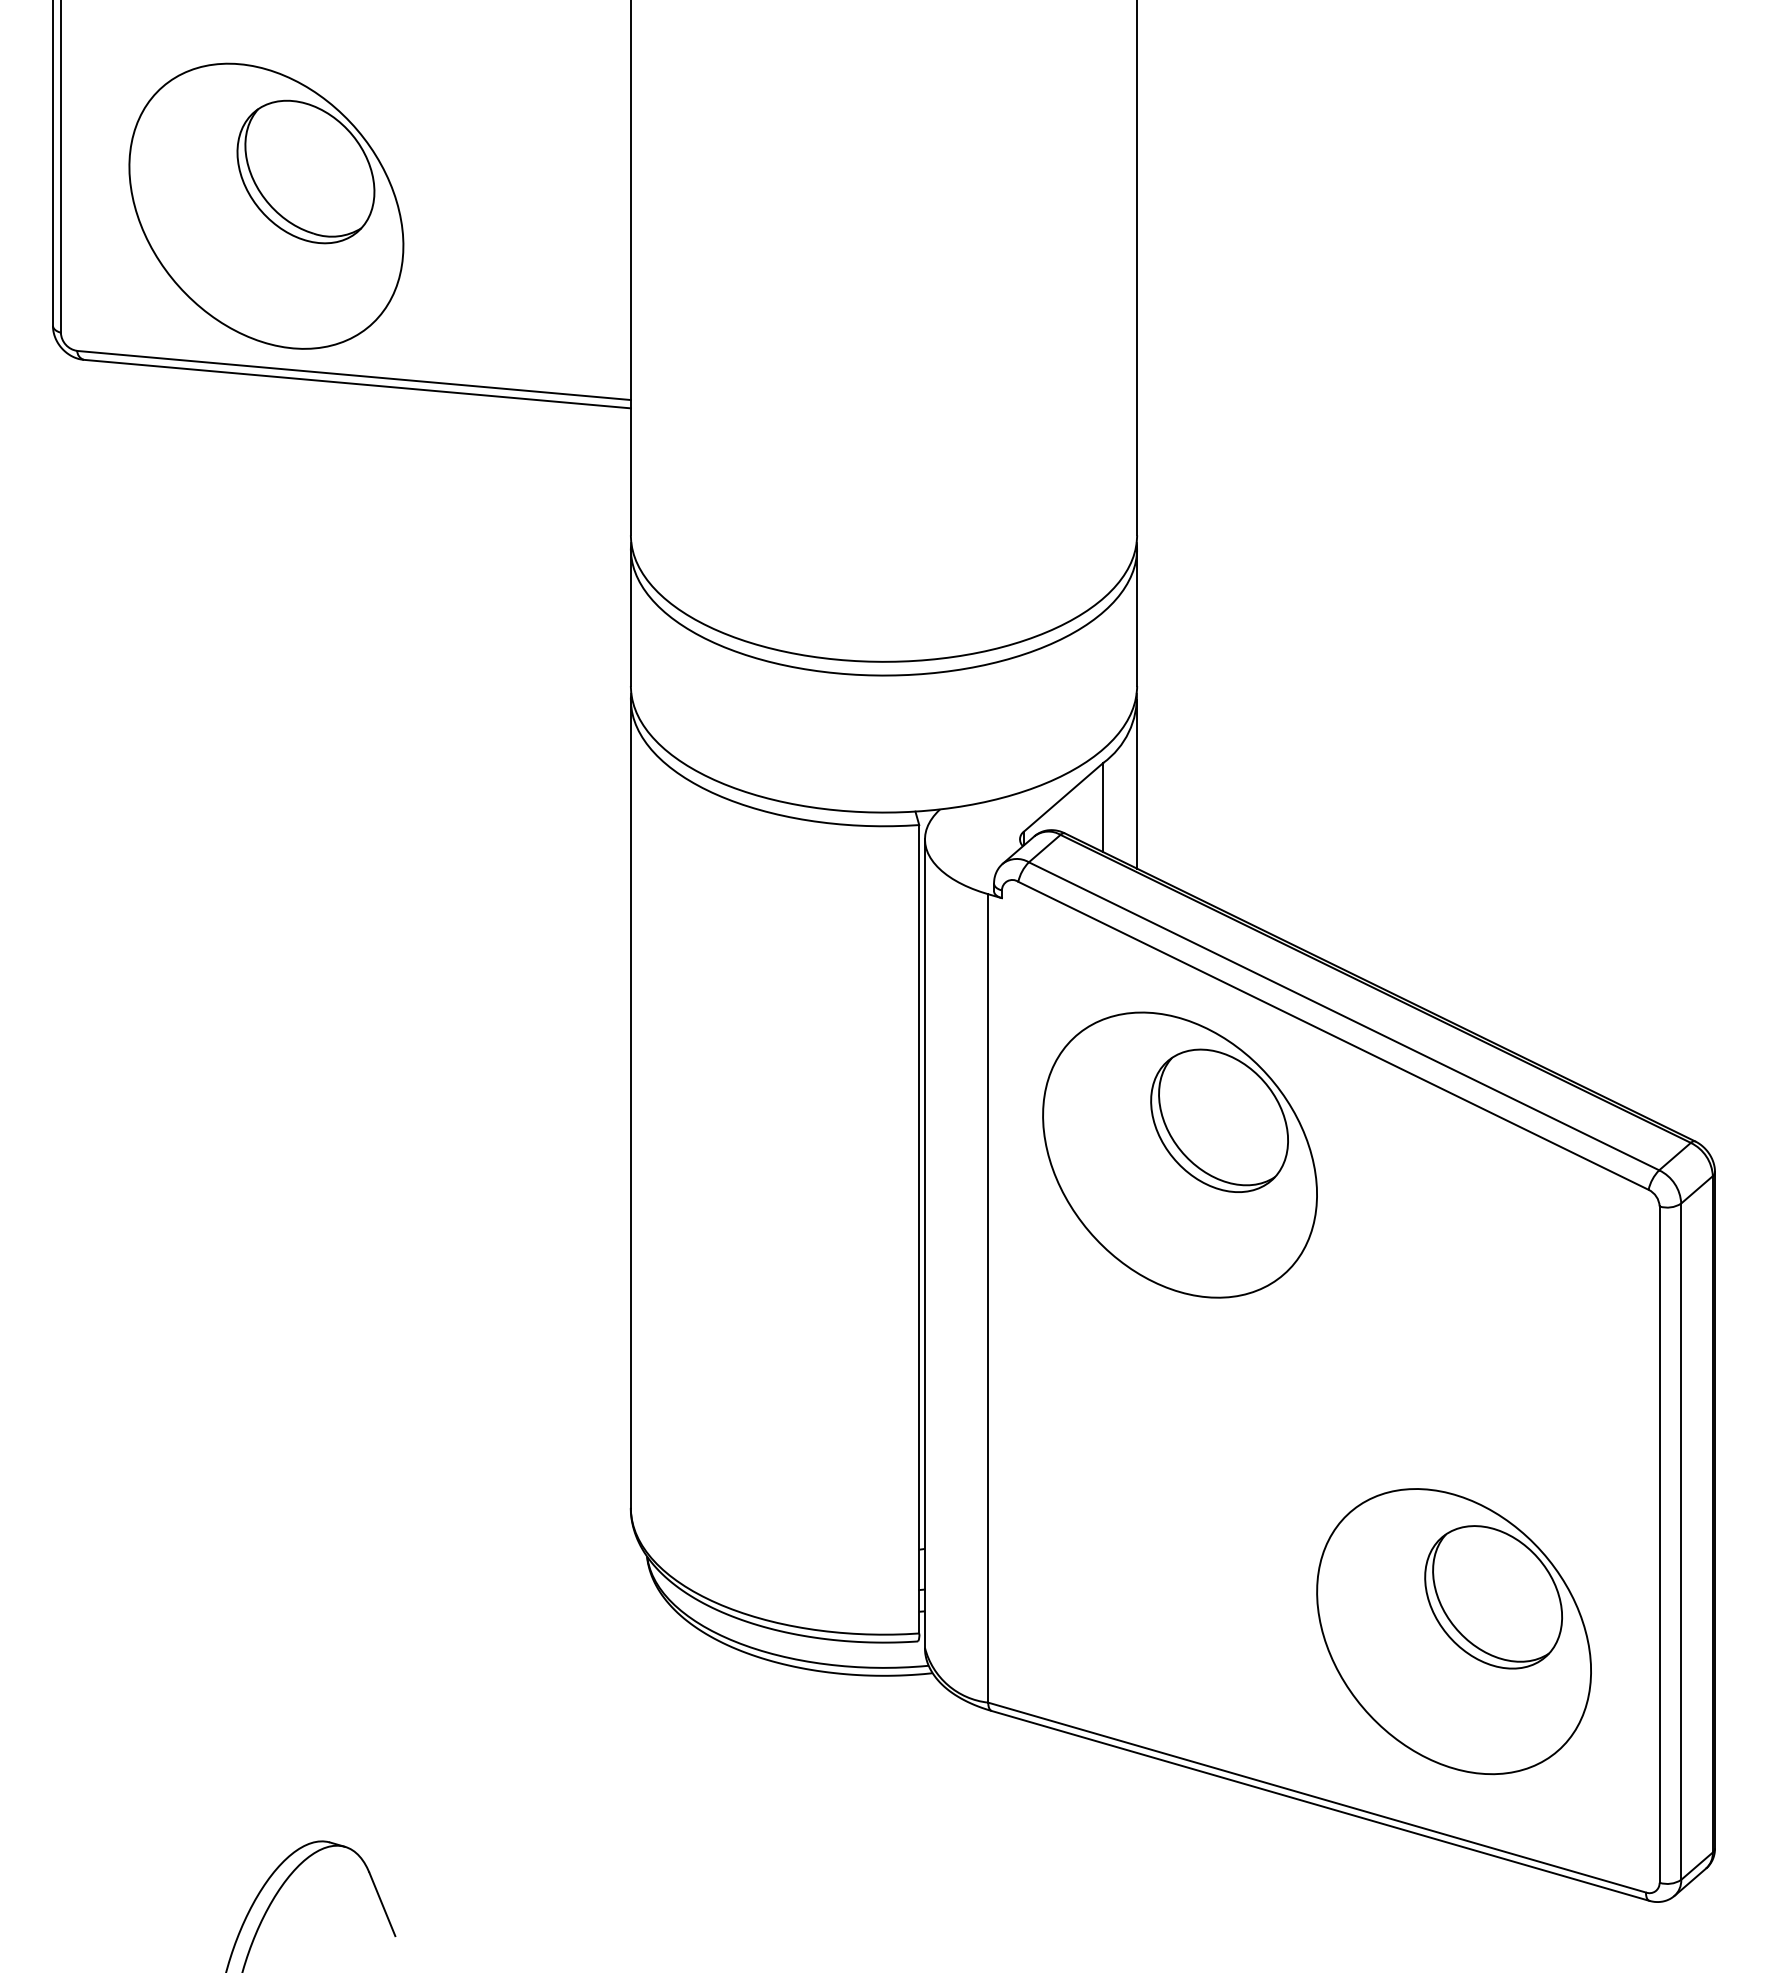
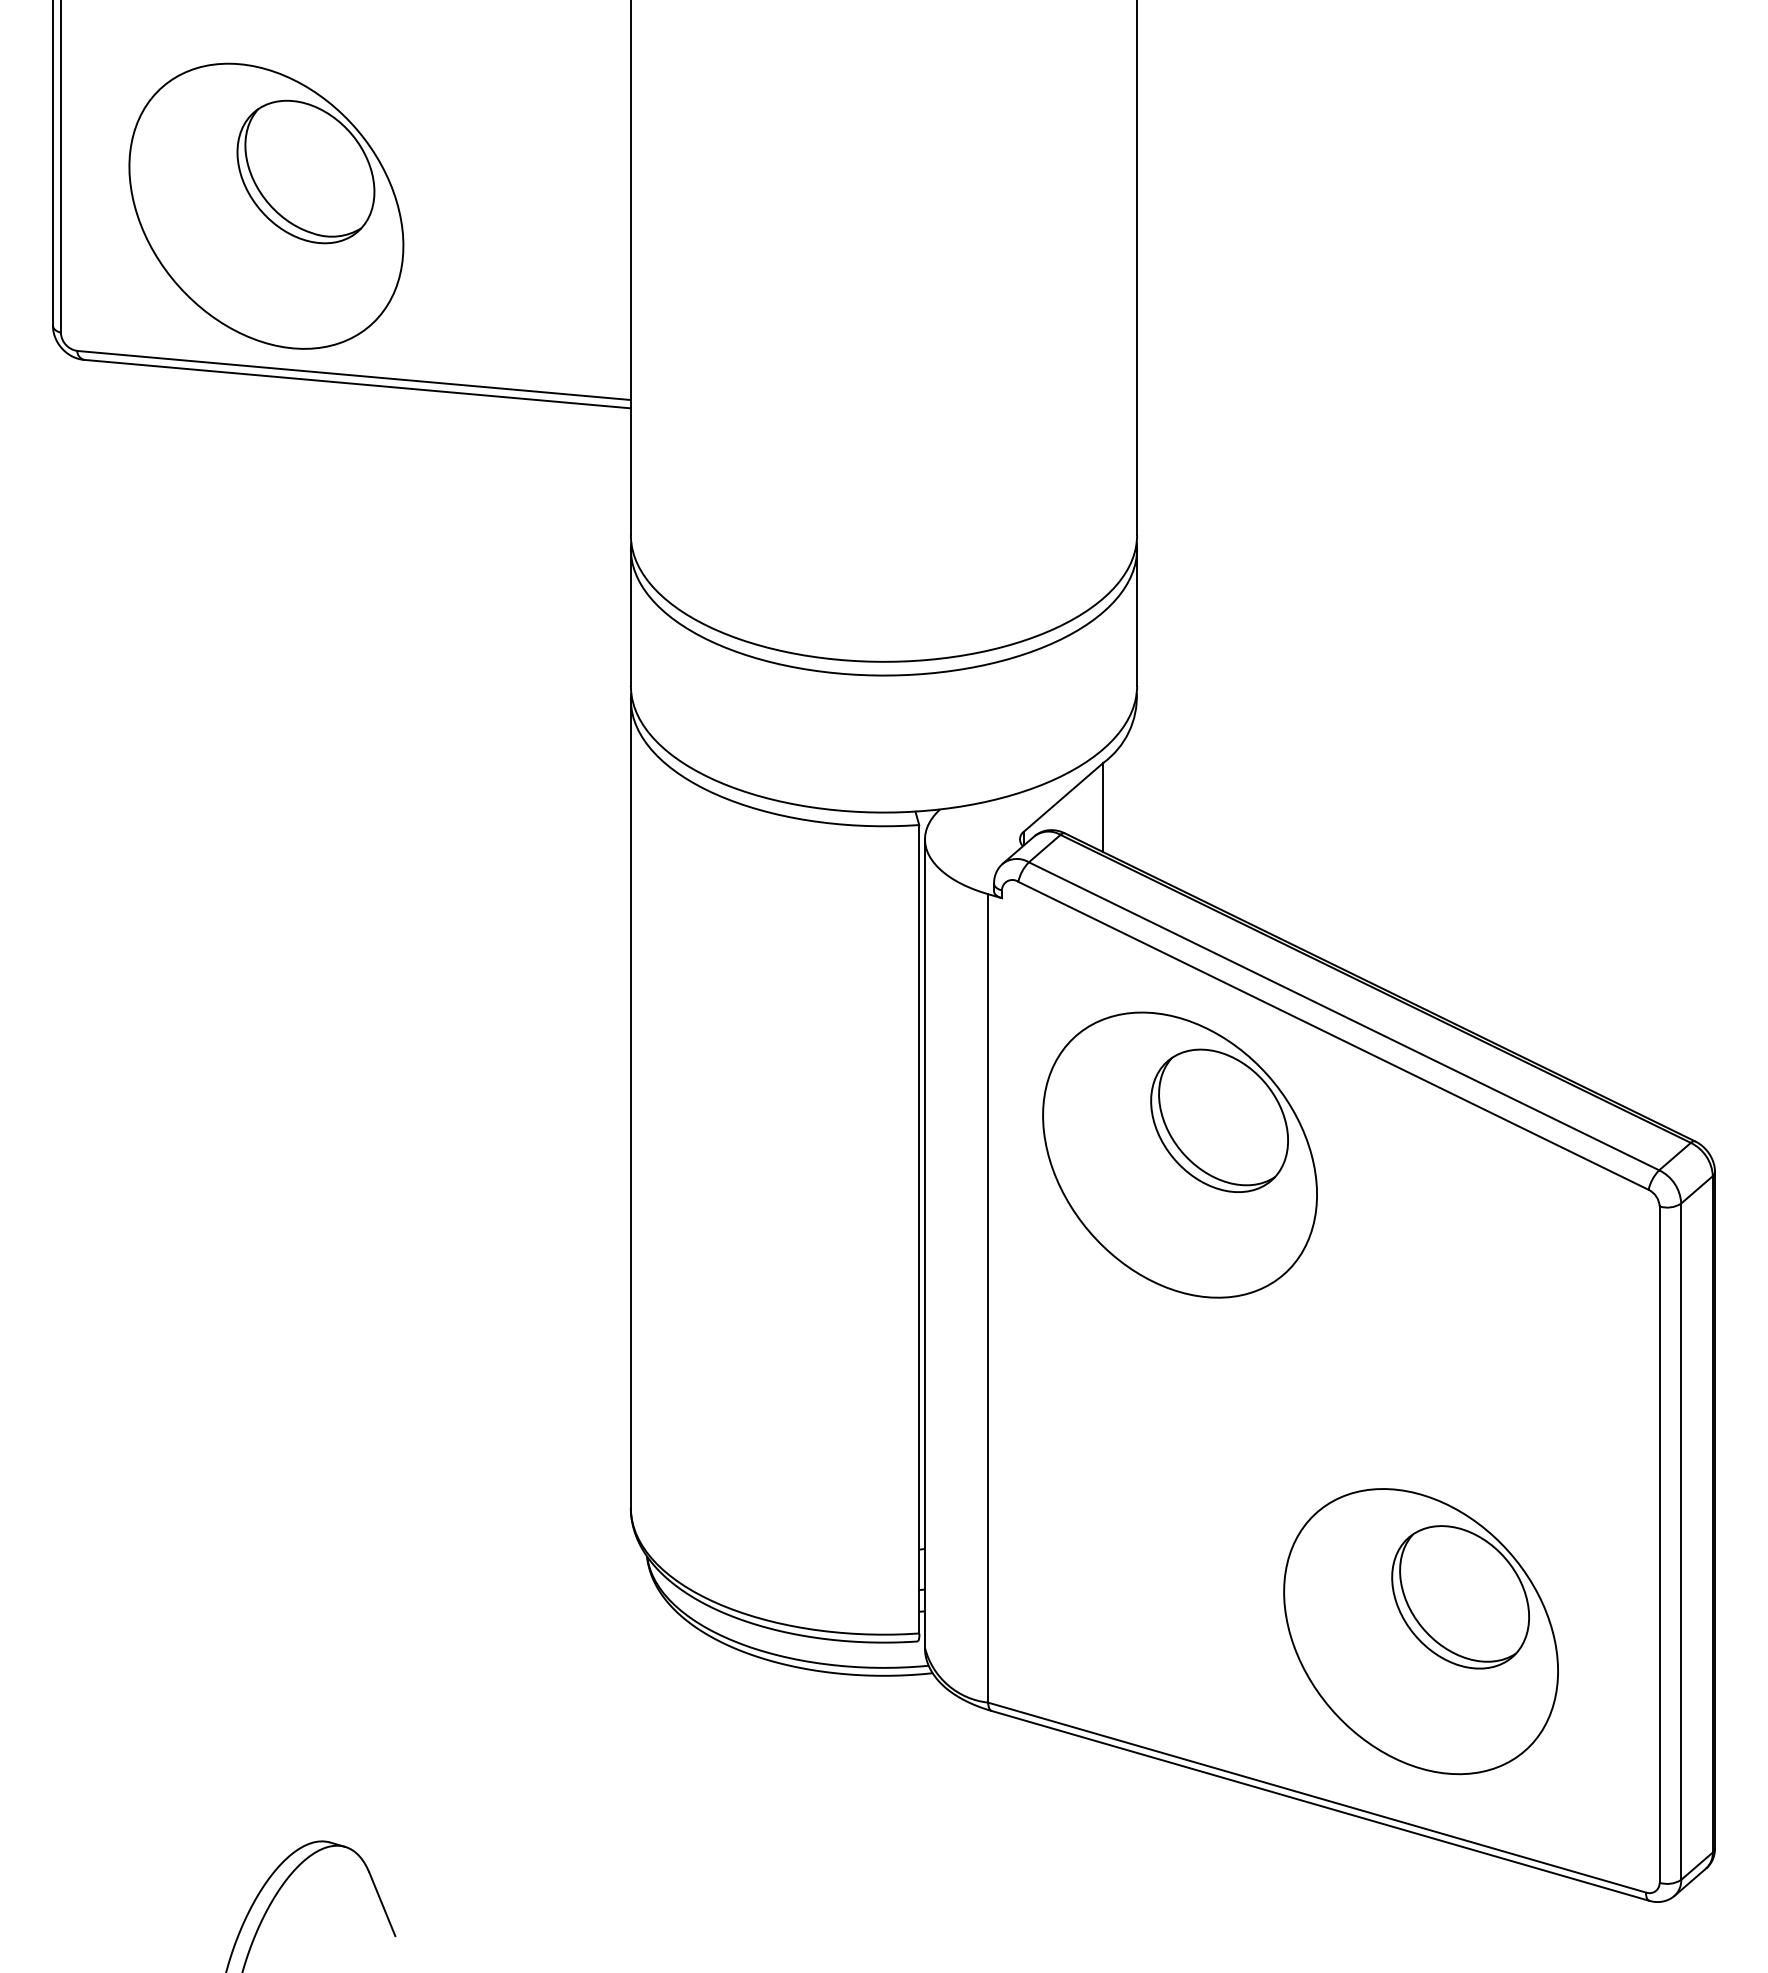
line: present -> none (1137, 783)
part position: (1453, 1631) -> (1420, 1631) (1420, 1631)
